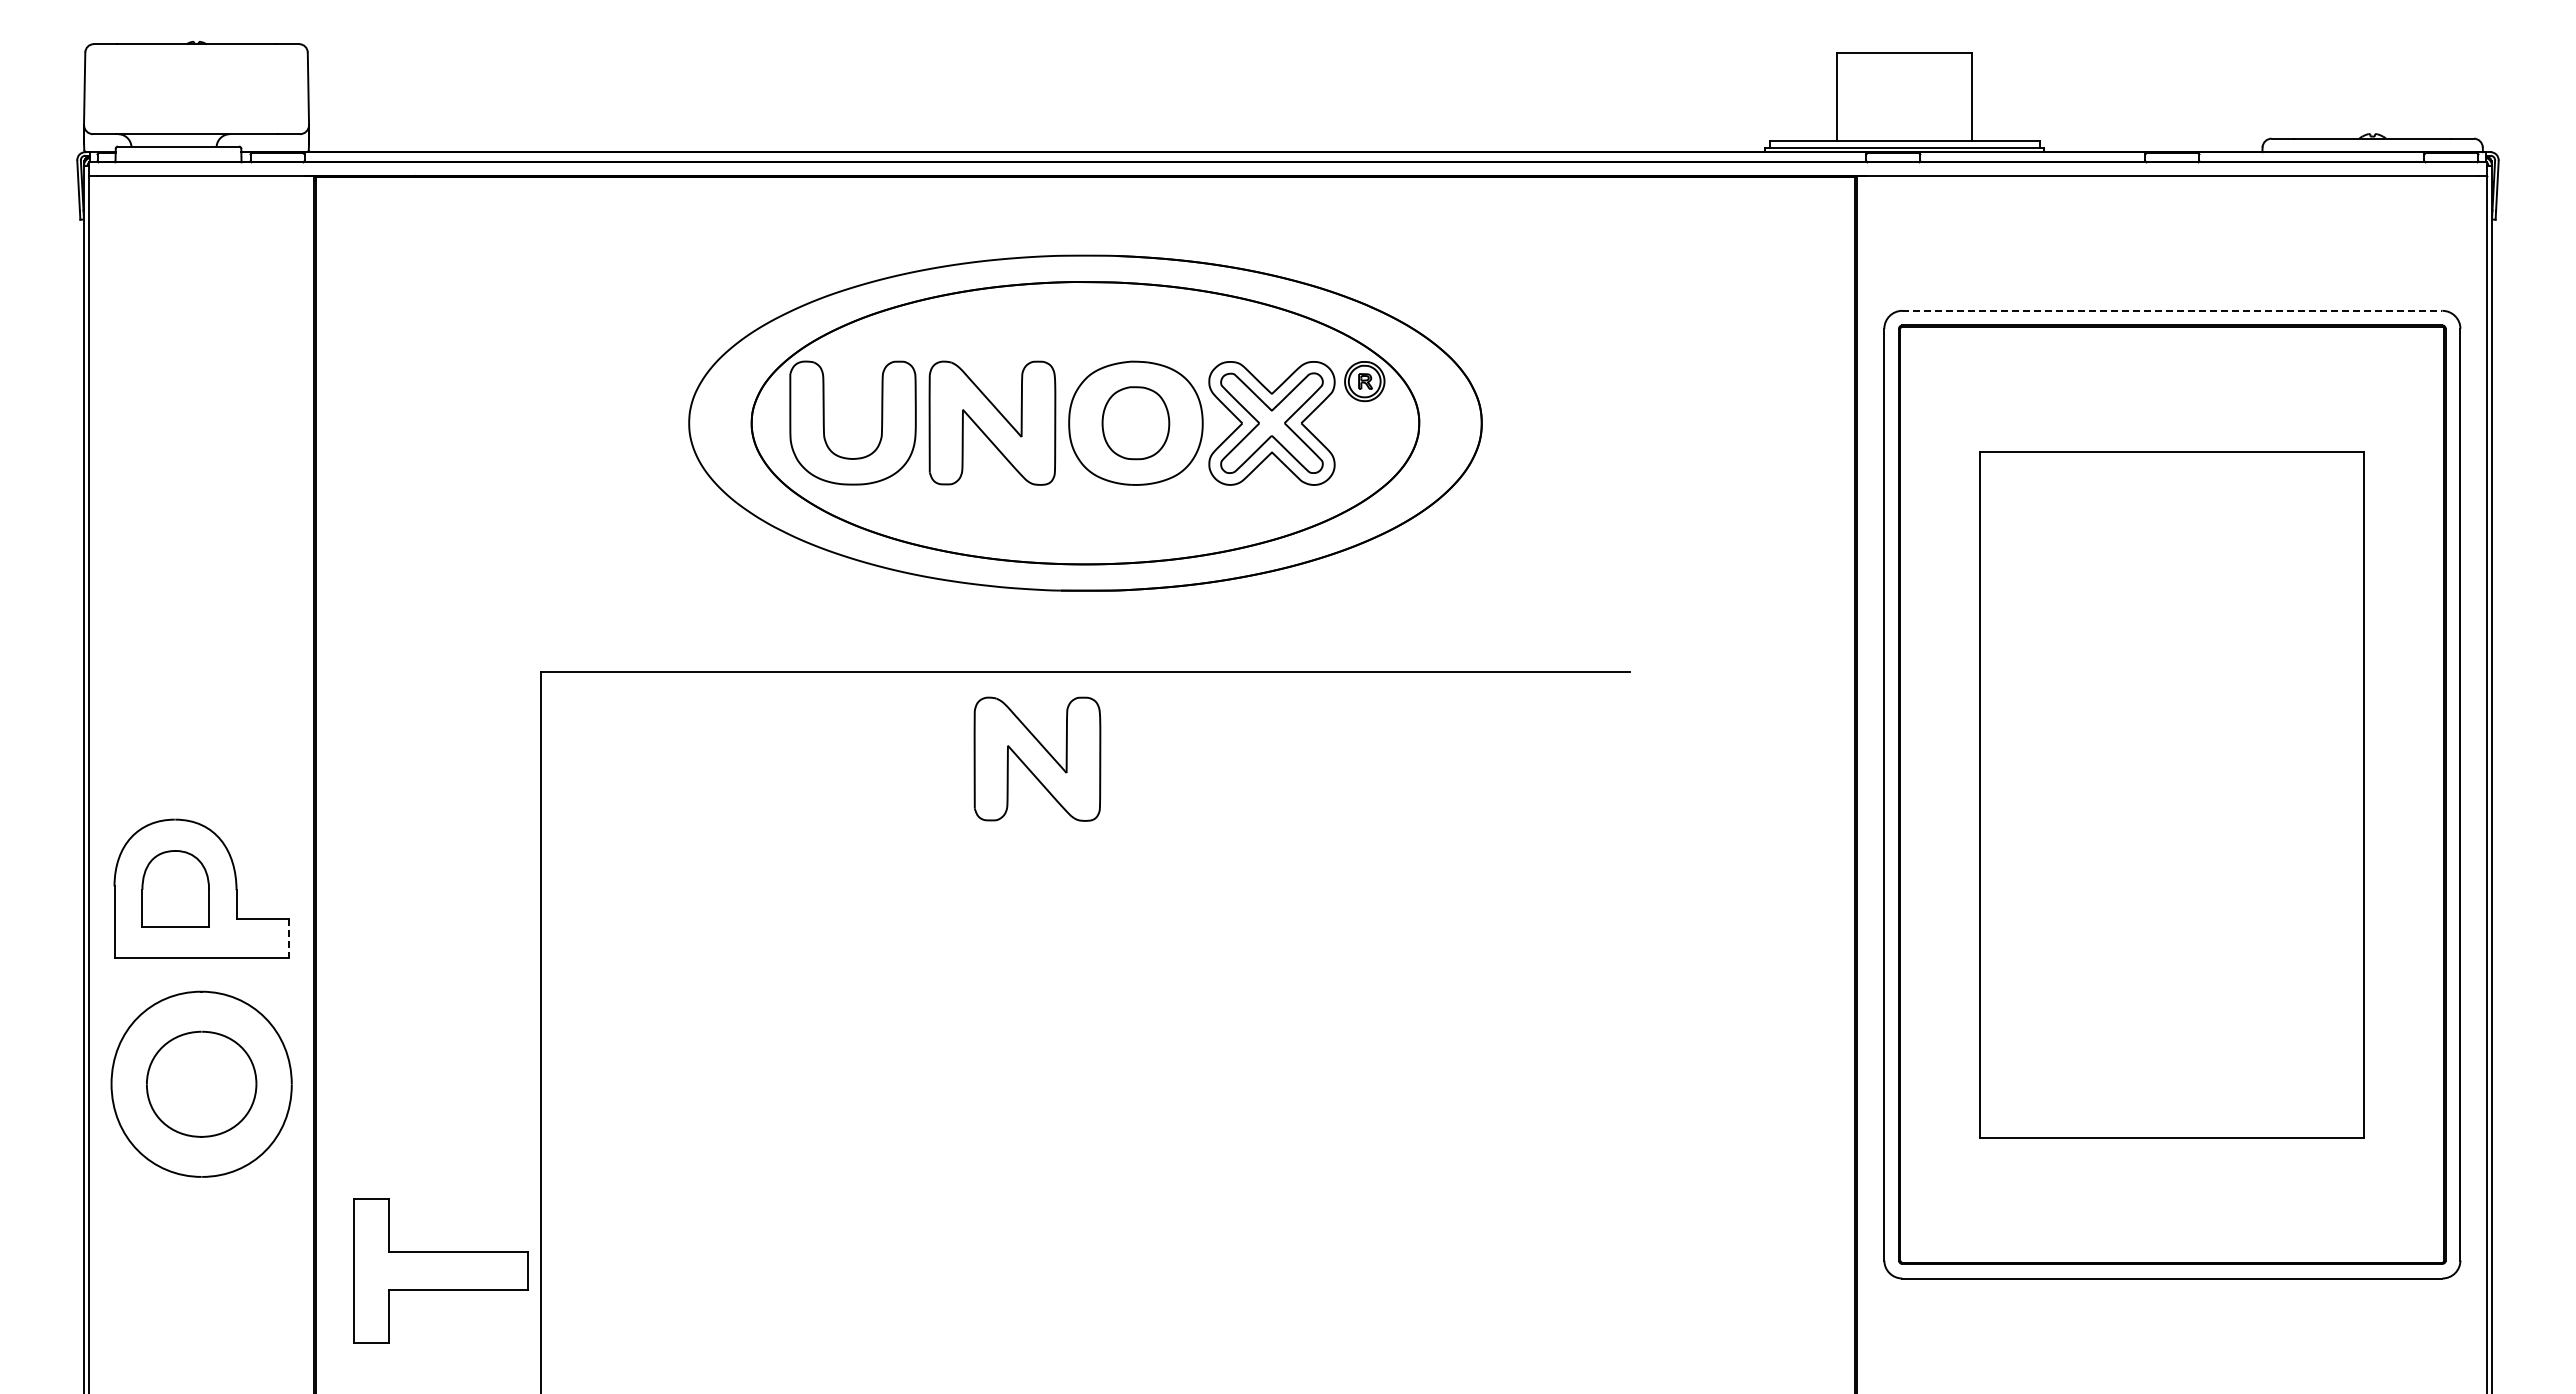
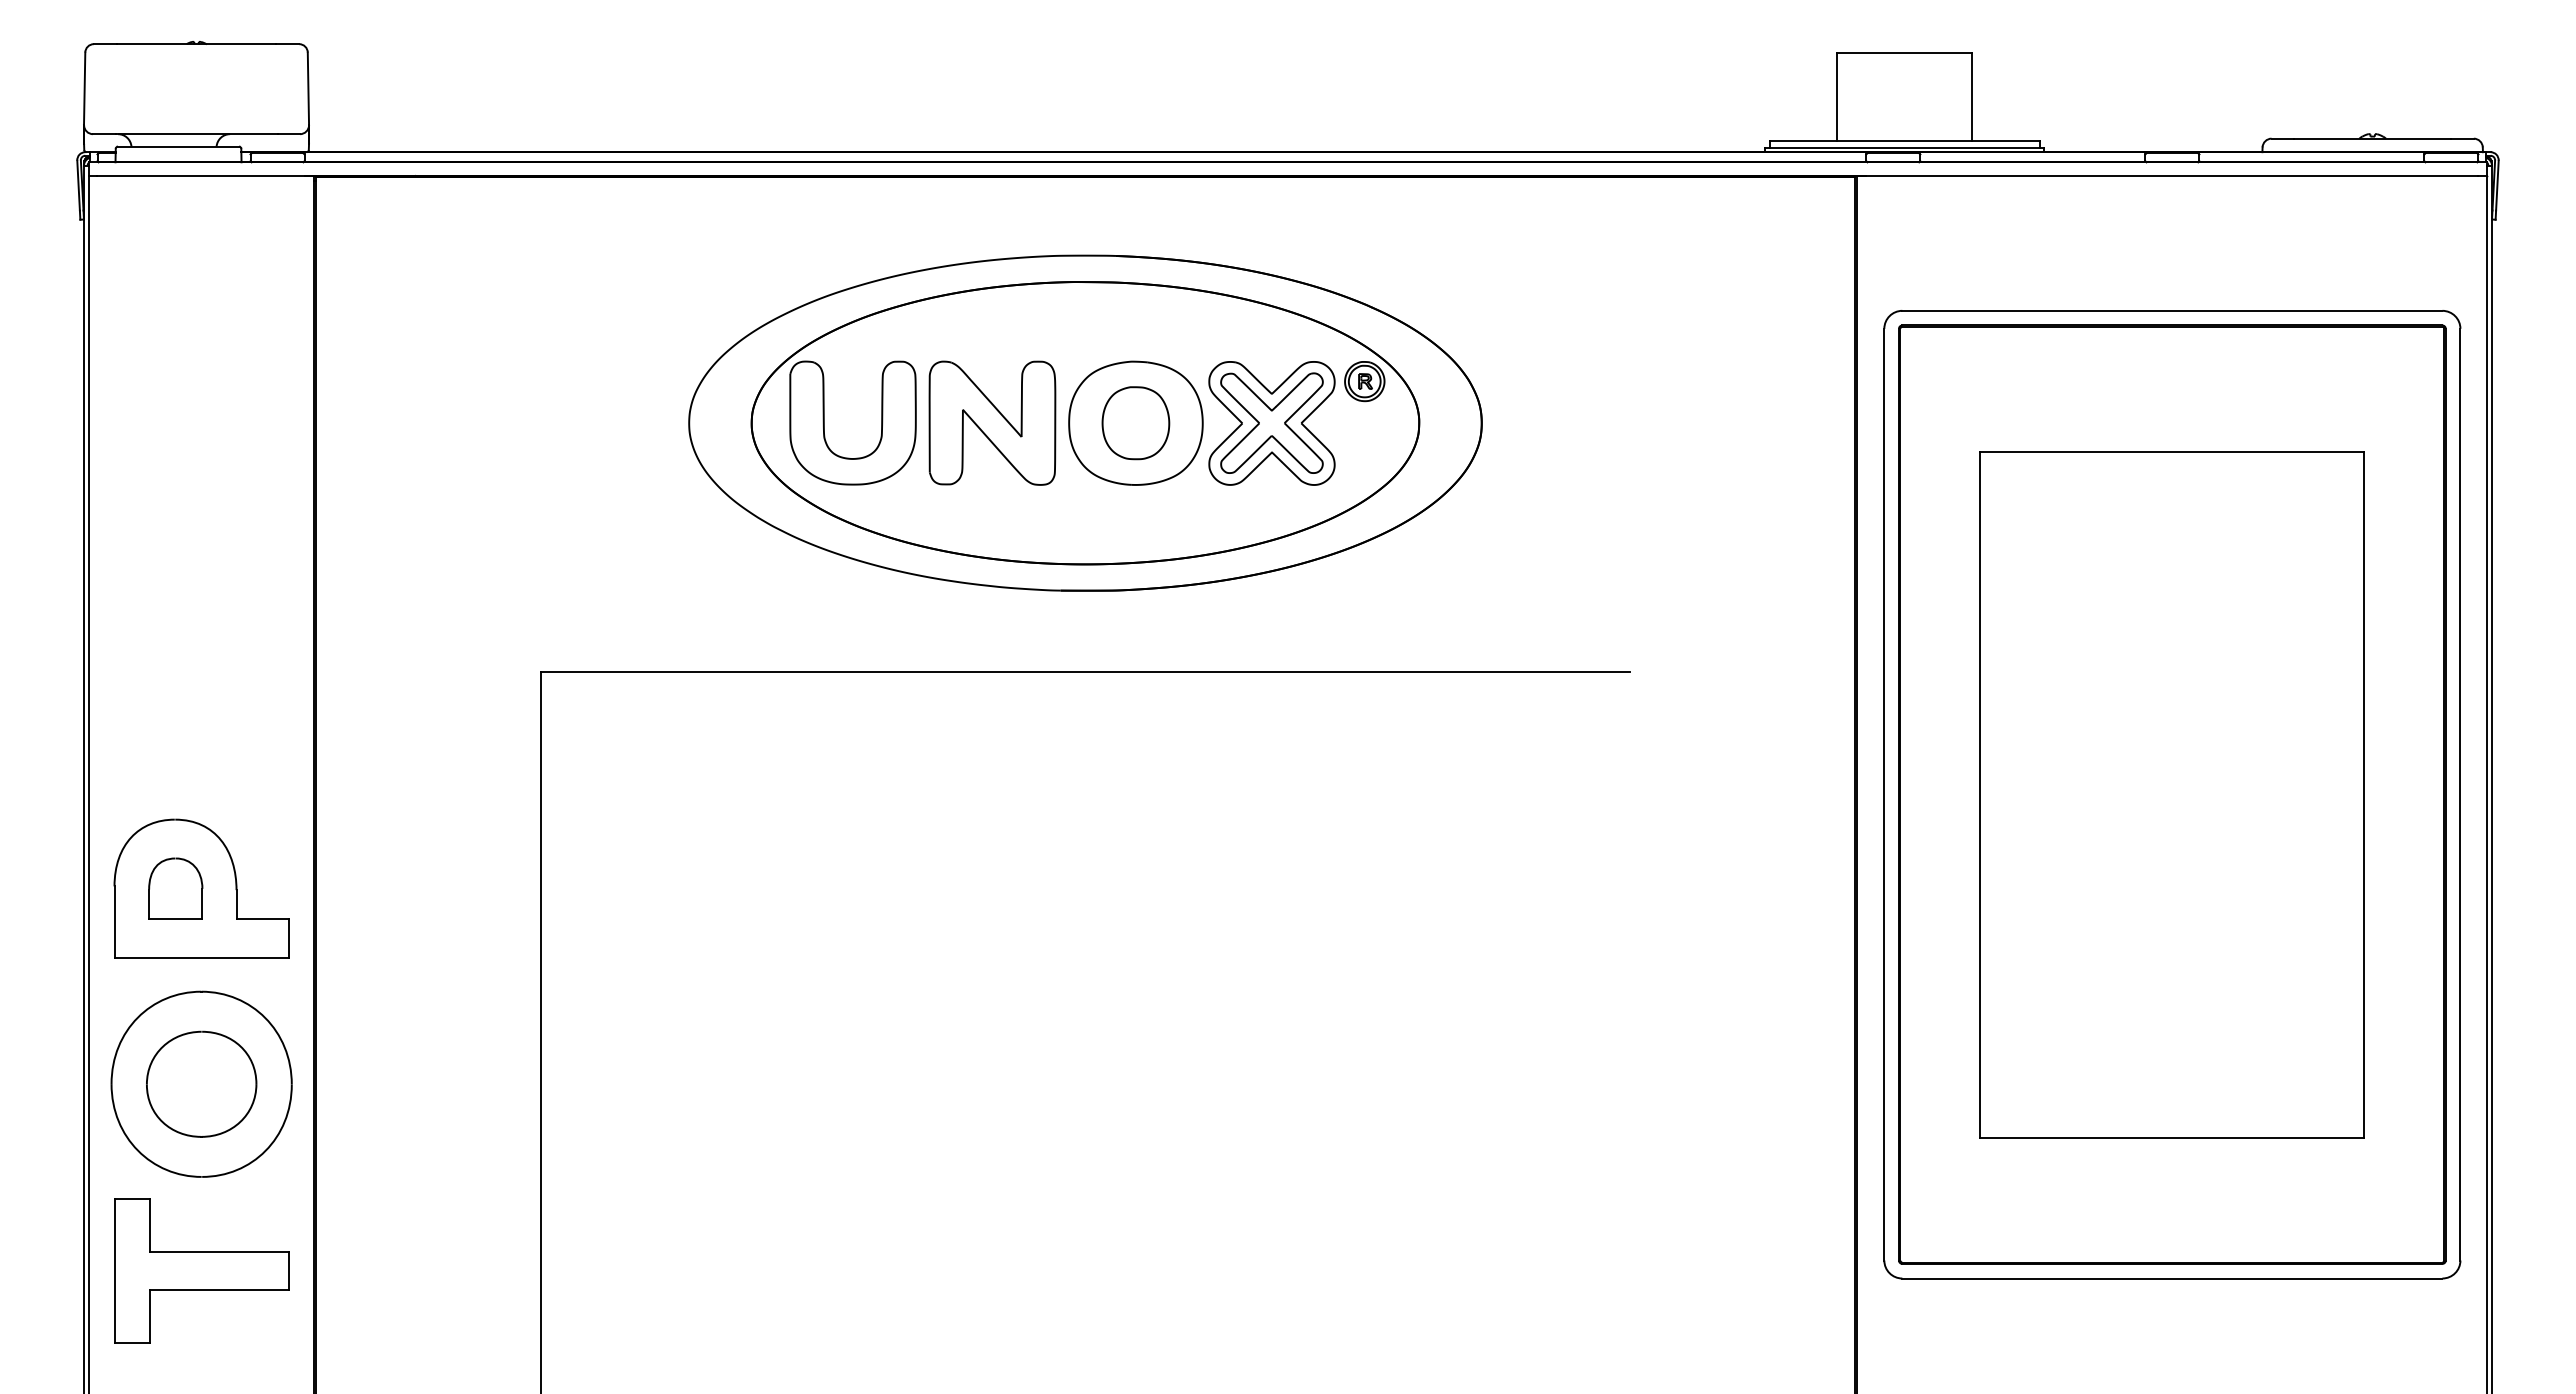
line: dashed -> solid (2172, 310)
part: present -> none (1037, 758)
part size: 69x78 px -> 56x63 px (175, 888)
line: dashed -> solid (288, 938)
part position: (440, 1270) -> (201, 1270) (201, 1270)
